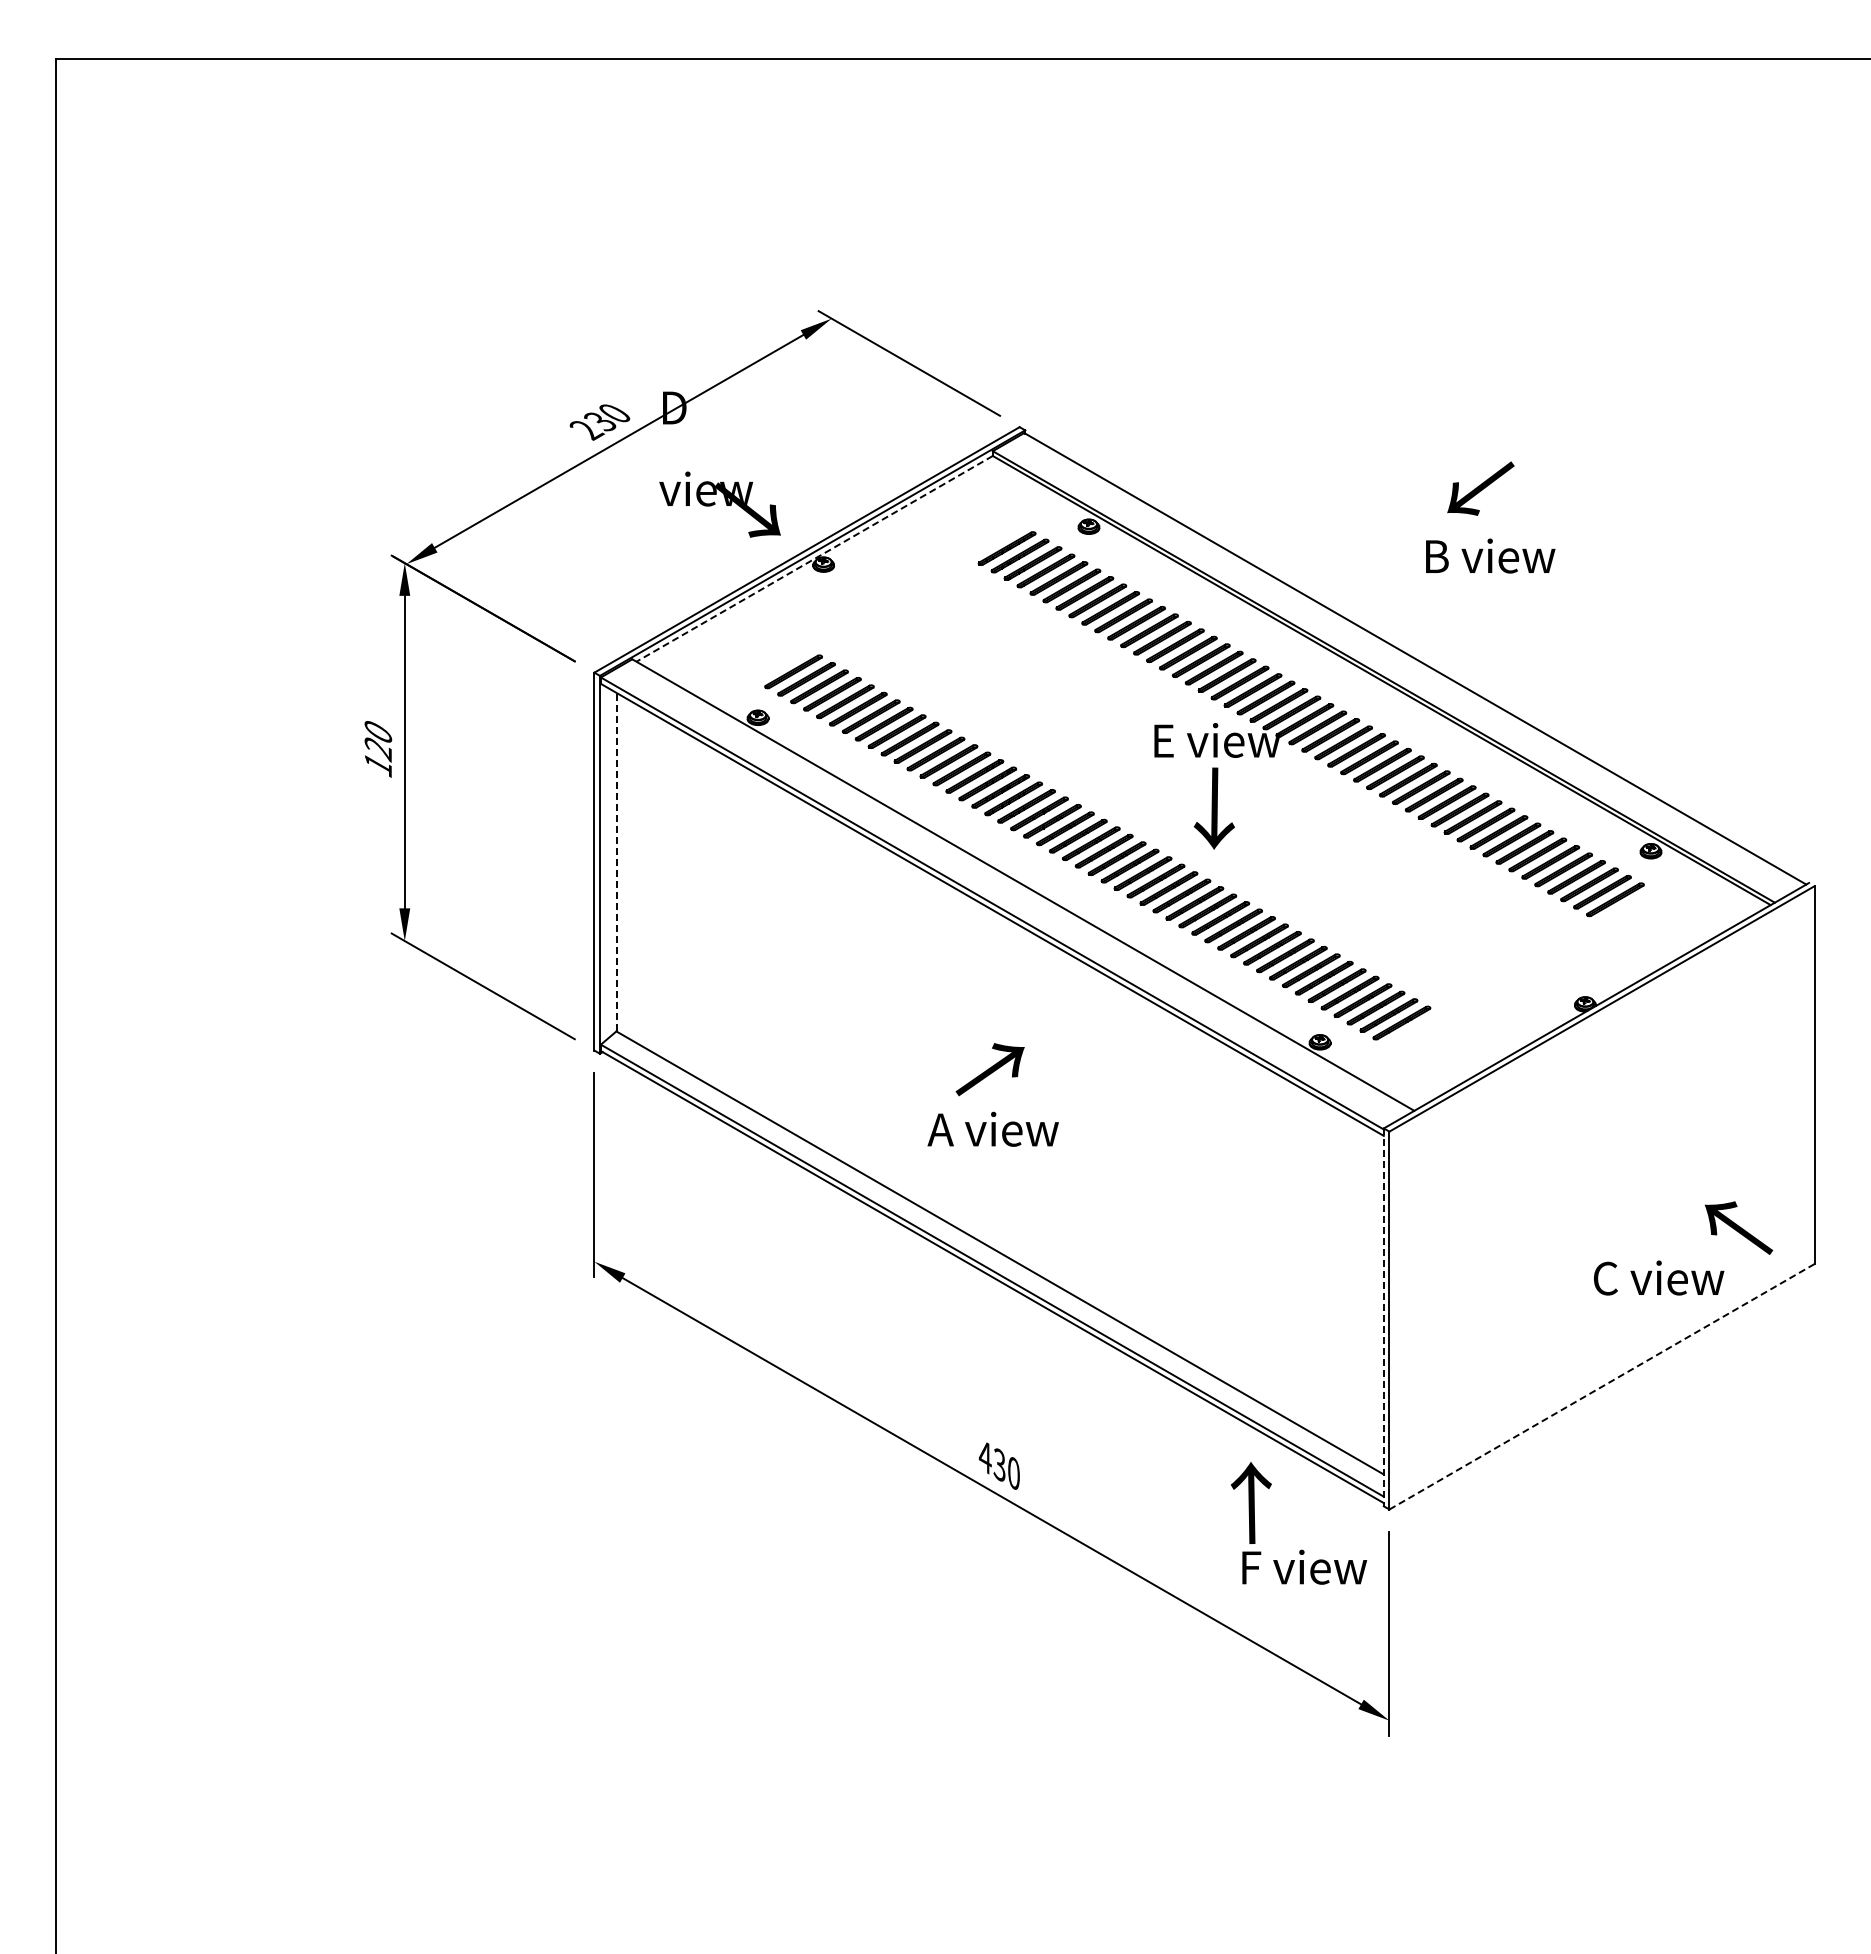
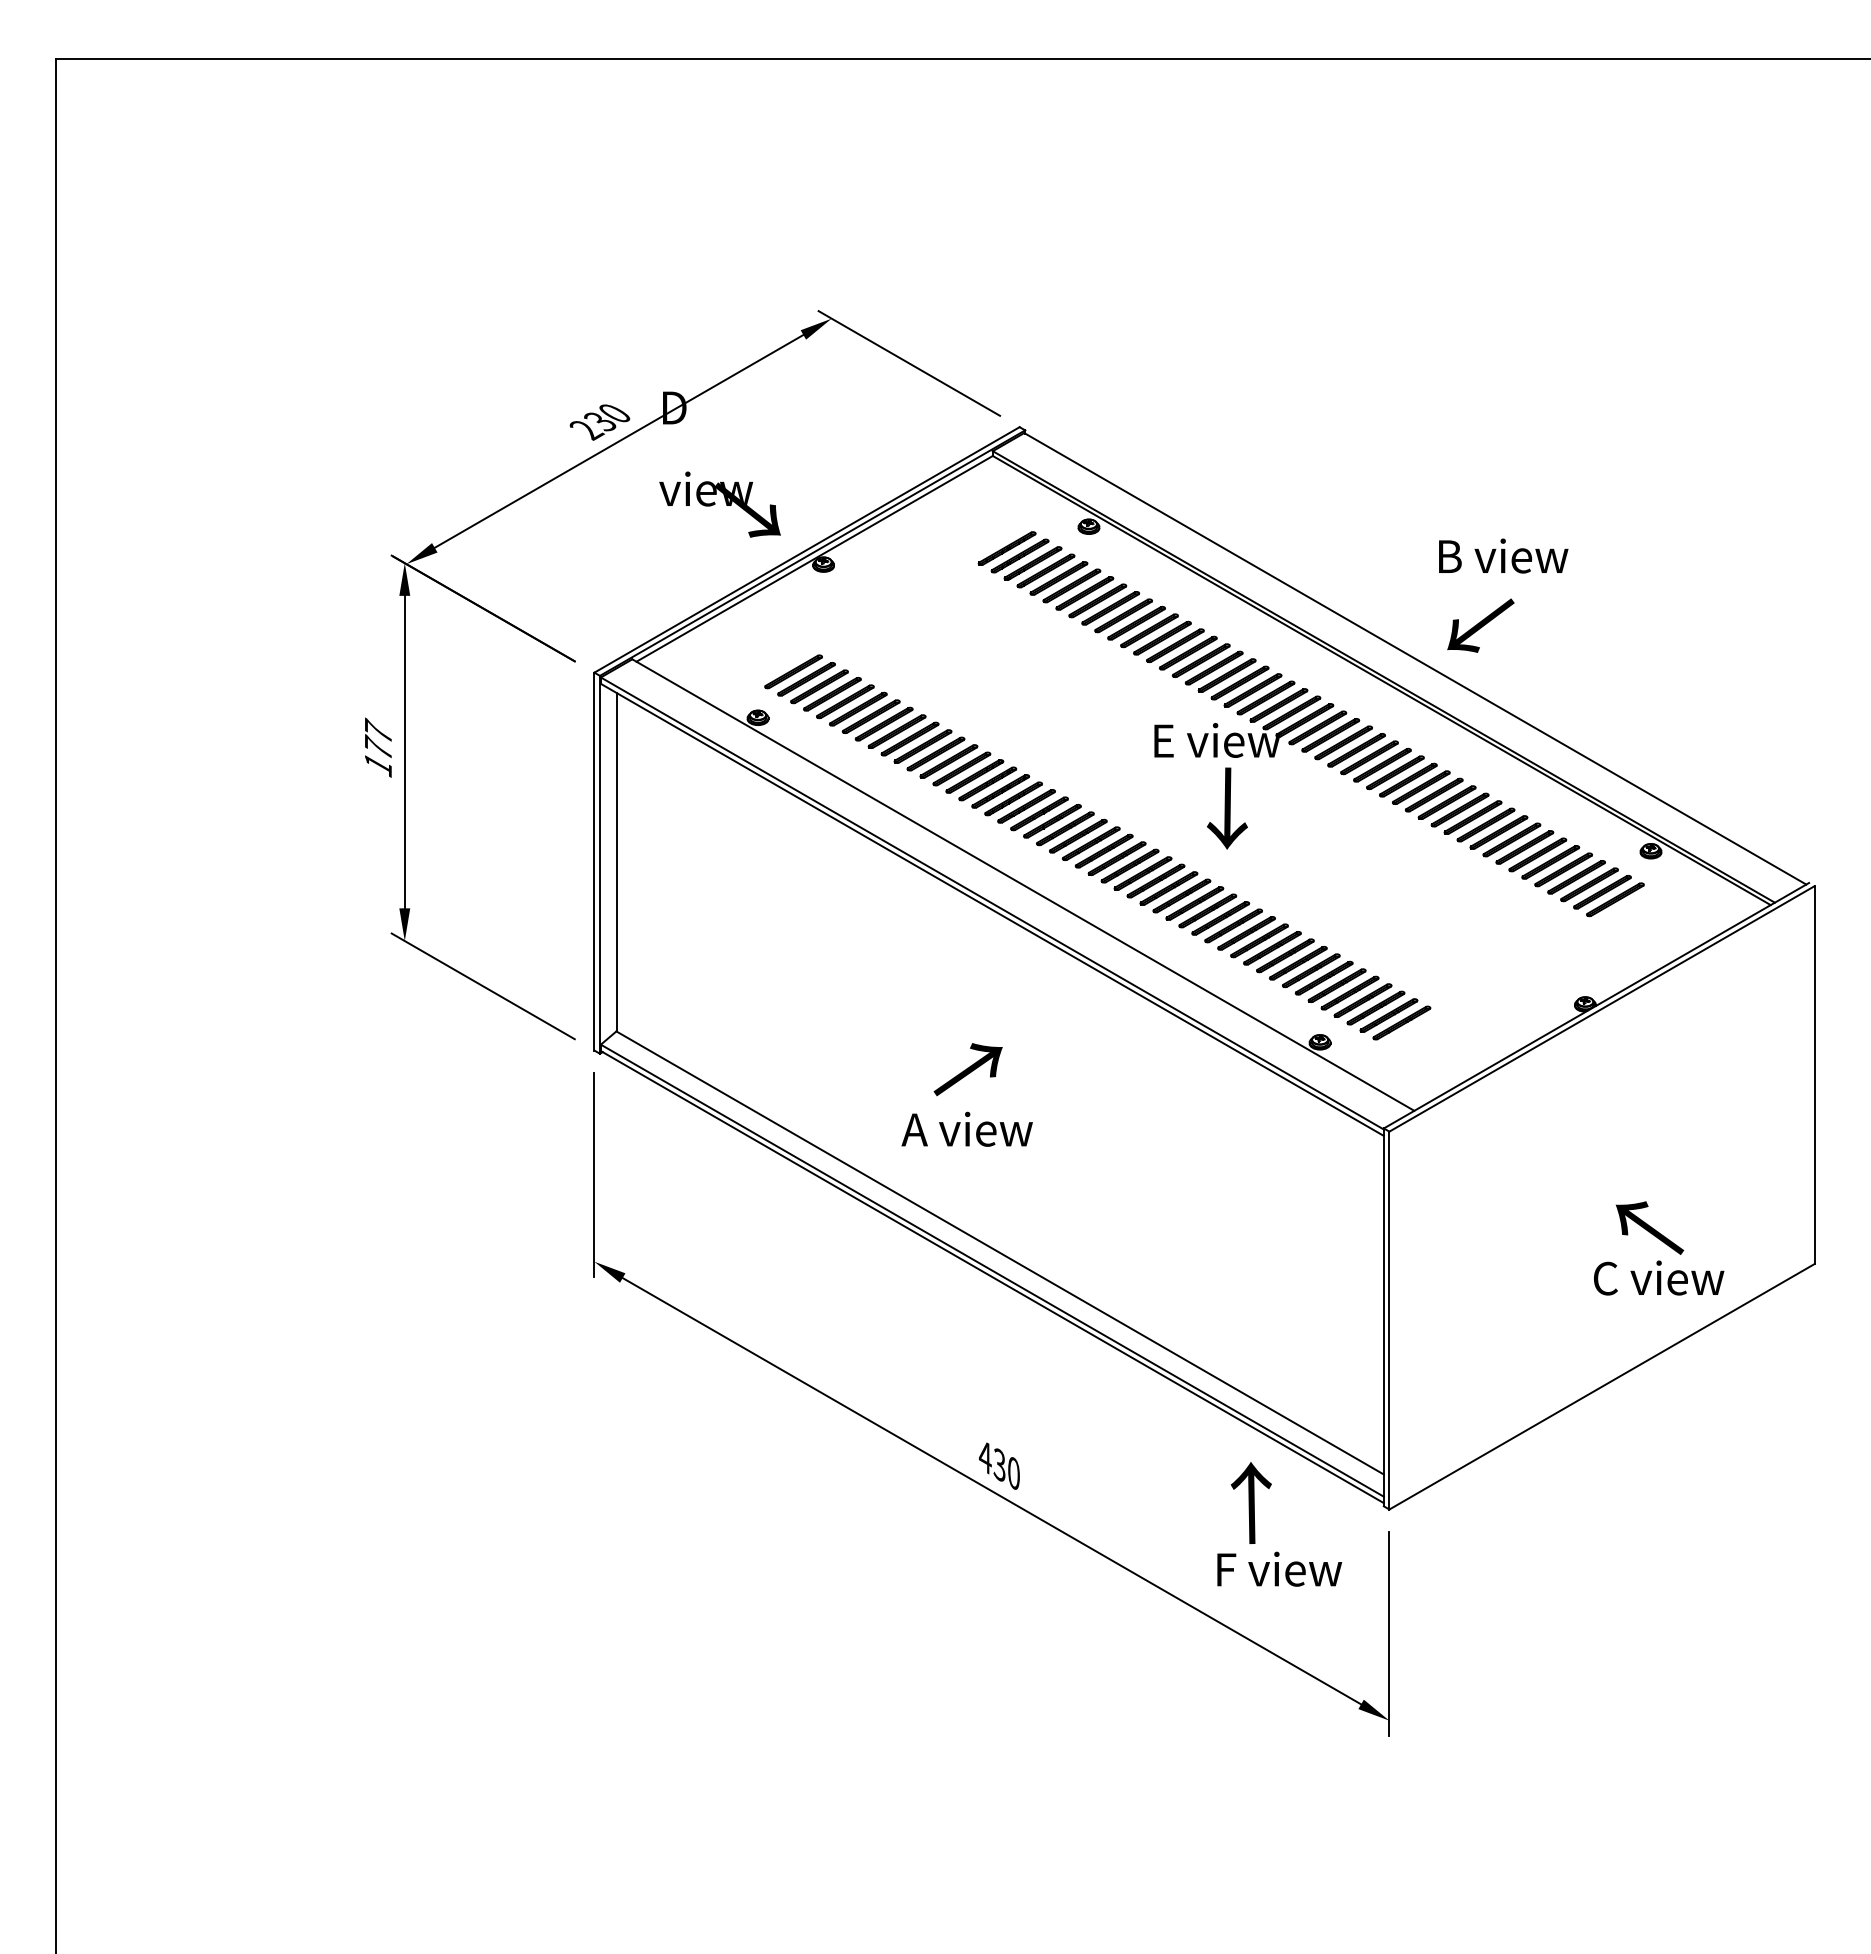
text position: (1480, 488) -> (1480, 625) (1480, 625)
text position: (1490, 555) -> (1503, 555) (1503, 555)
line: dashed -> solid (814, 558)
text: 120 -> 177 (378, 739)
text position: (1214, 808) -> (1227, 808) (1227, 808)
line: dashed -> solid (616, 861)
text position: (989, 1069) -> (967, 1069) (967, 1069)
text position: (992, 1128) -> (966, 1128) (966, 1128)
text position: (1738, 1227) -> (1649, 1227) (1649, 1227)
line: dashed -> solid (1383, 1317)
line: dashed -> solid (1602, 1386)
text position: (1304, 1566) -> (1279, 1568) (1279, 1568)
